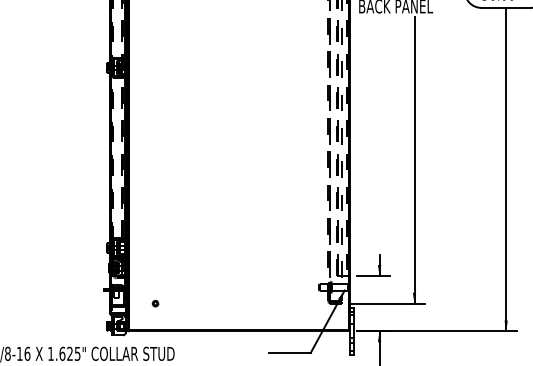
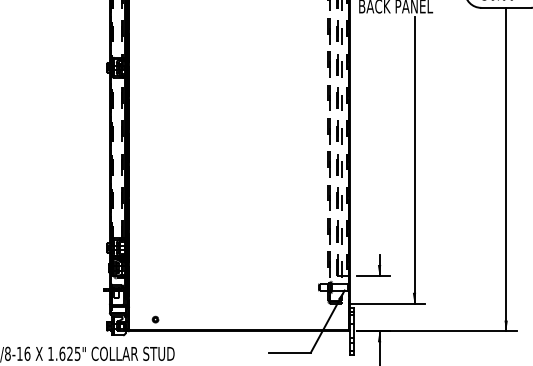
part position: (155, 303) -> (155, 319) (155, 319)
